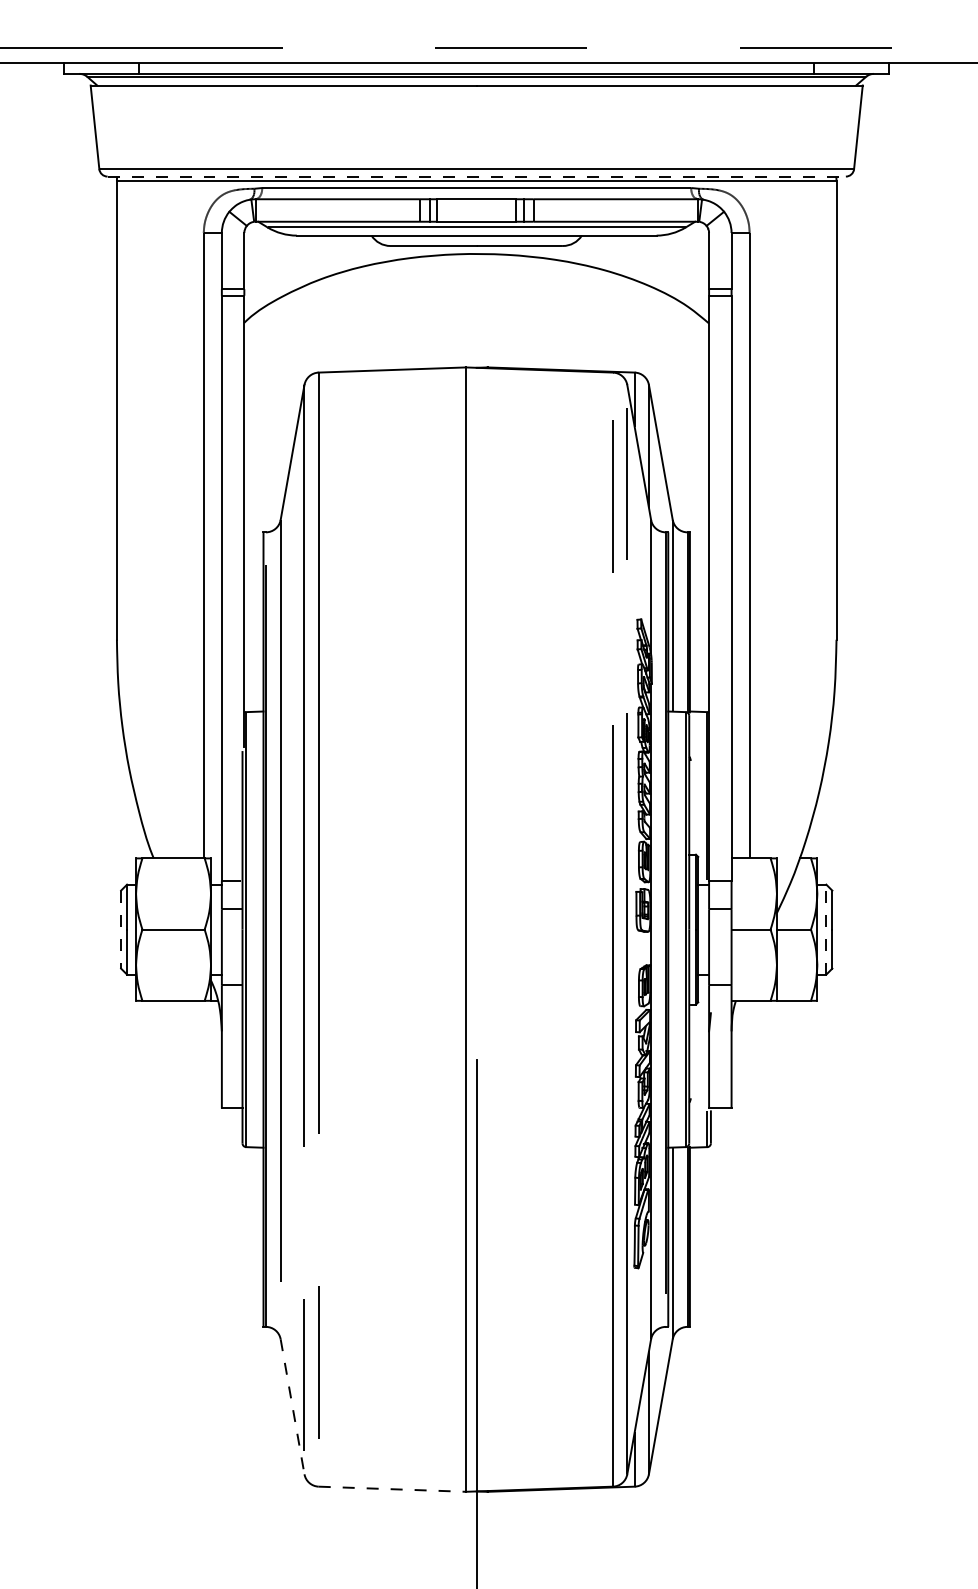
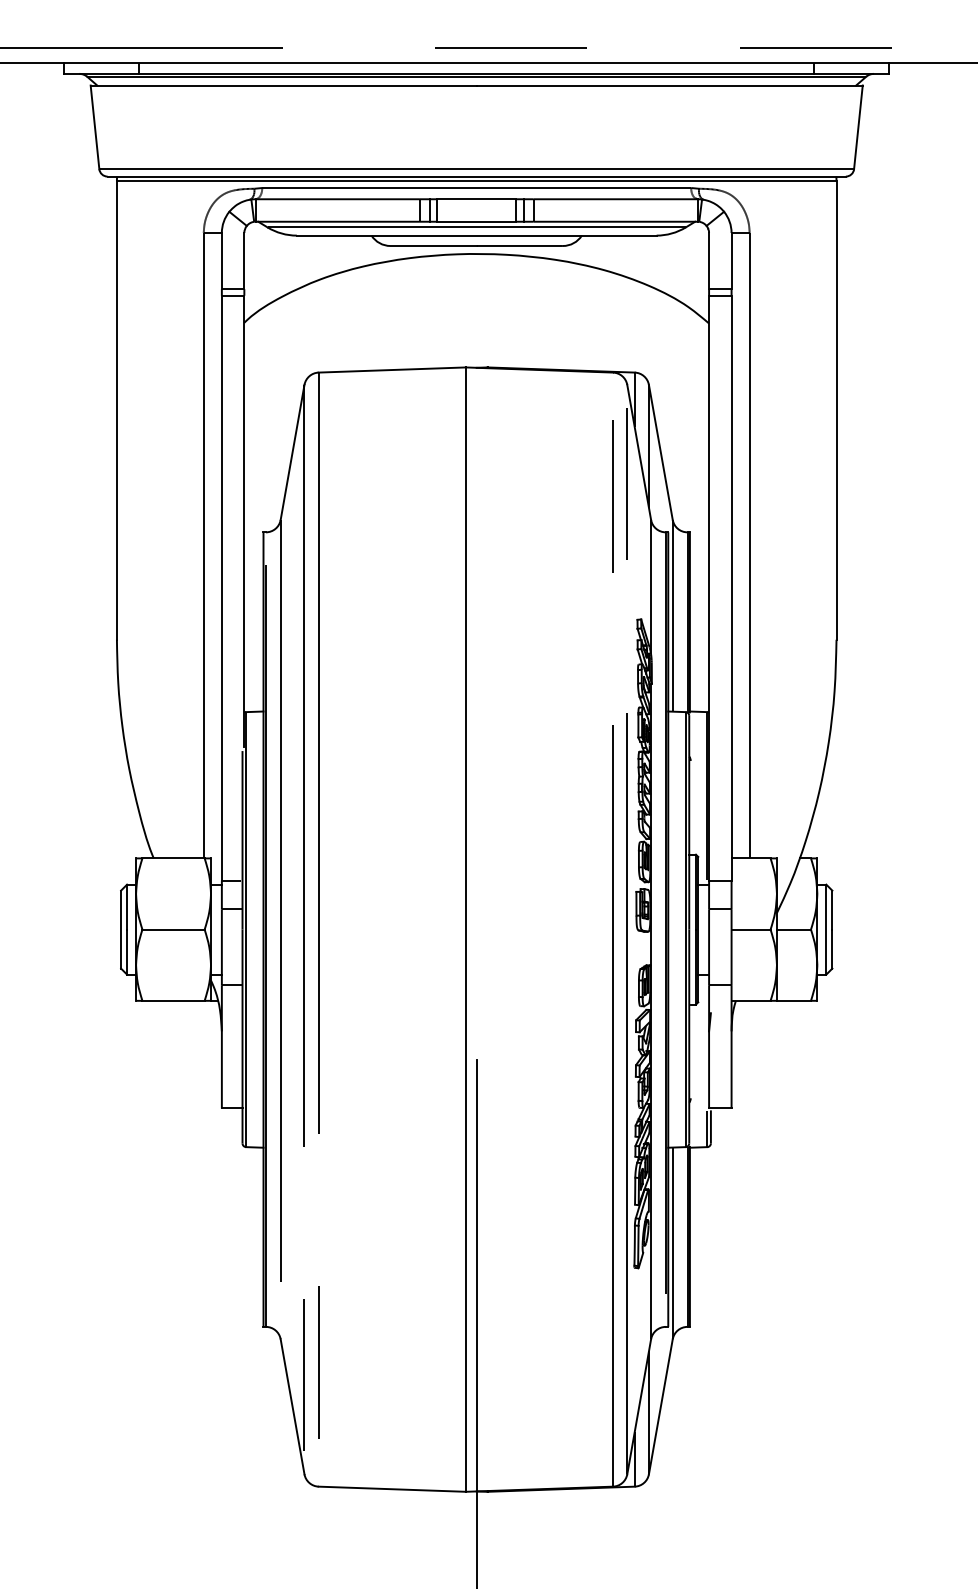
line: dashed -> solid (477, 176)
line: dashed -> solid (121, 929)
line: dashed -> solid (826, 929)
line: dashed -> solid (292, 1406)
line: dashed -> solid (392, 1489)
